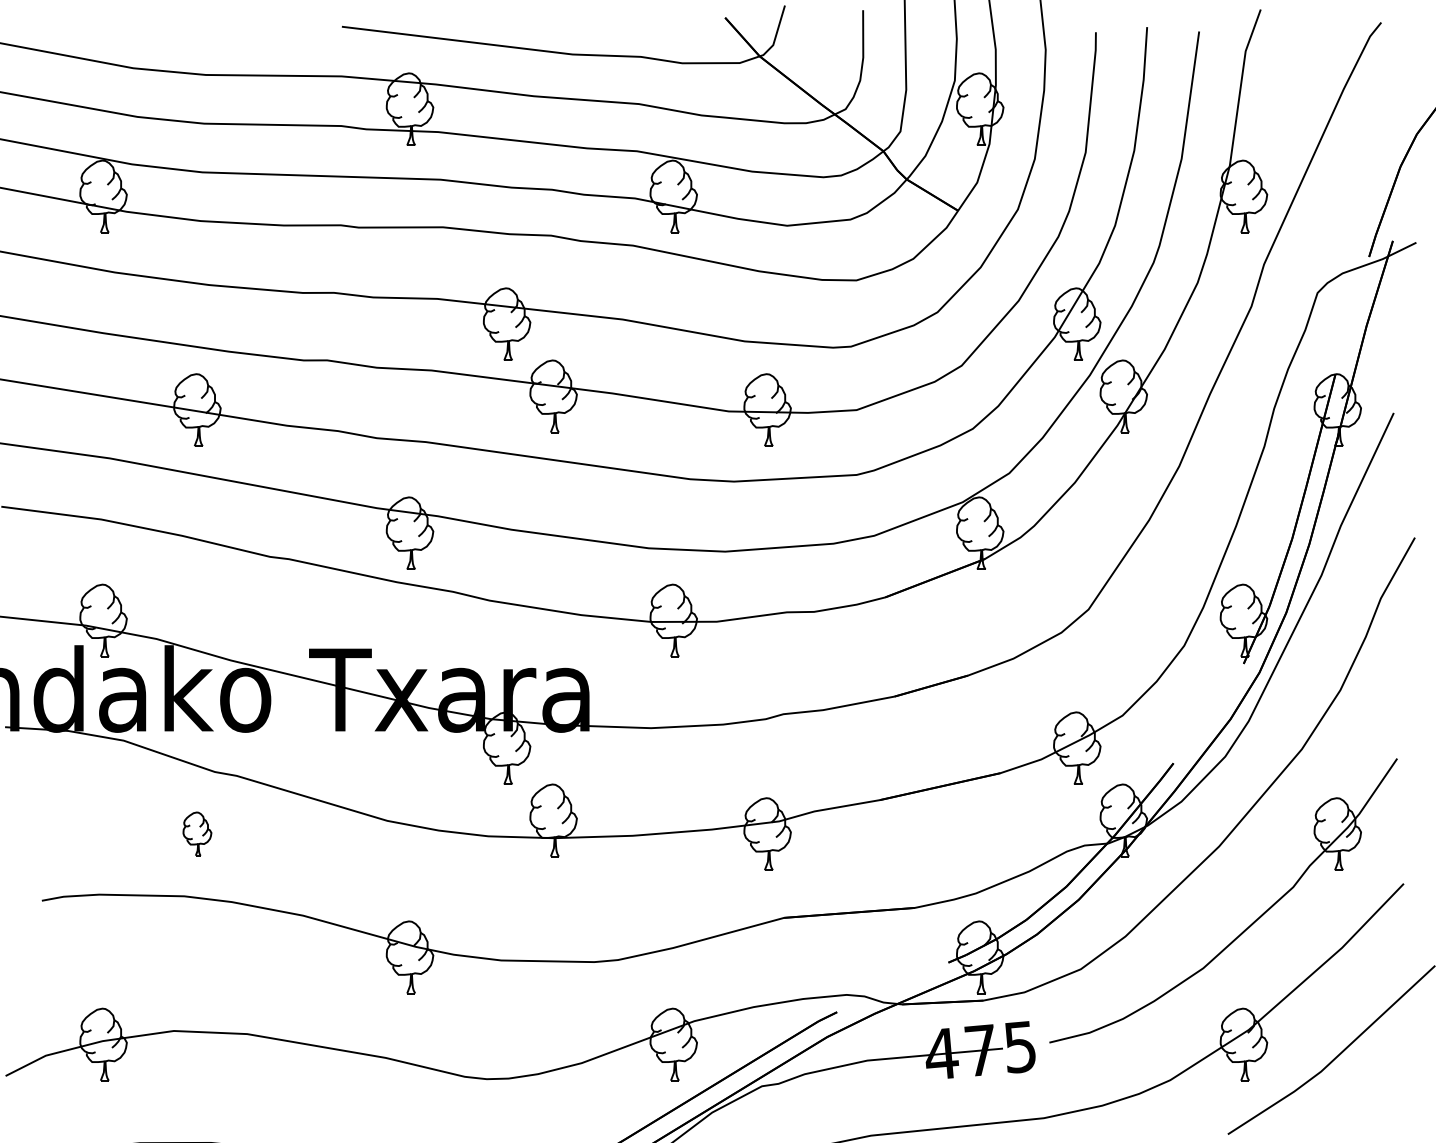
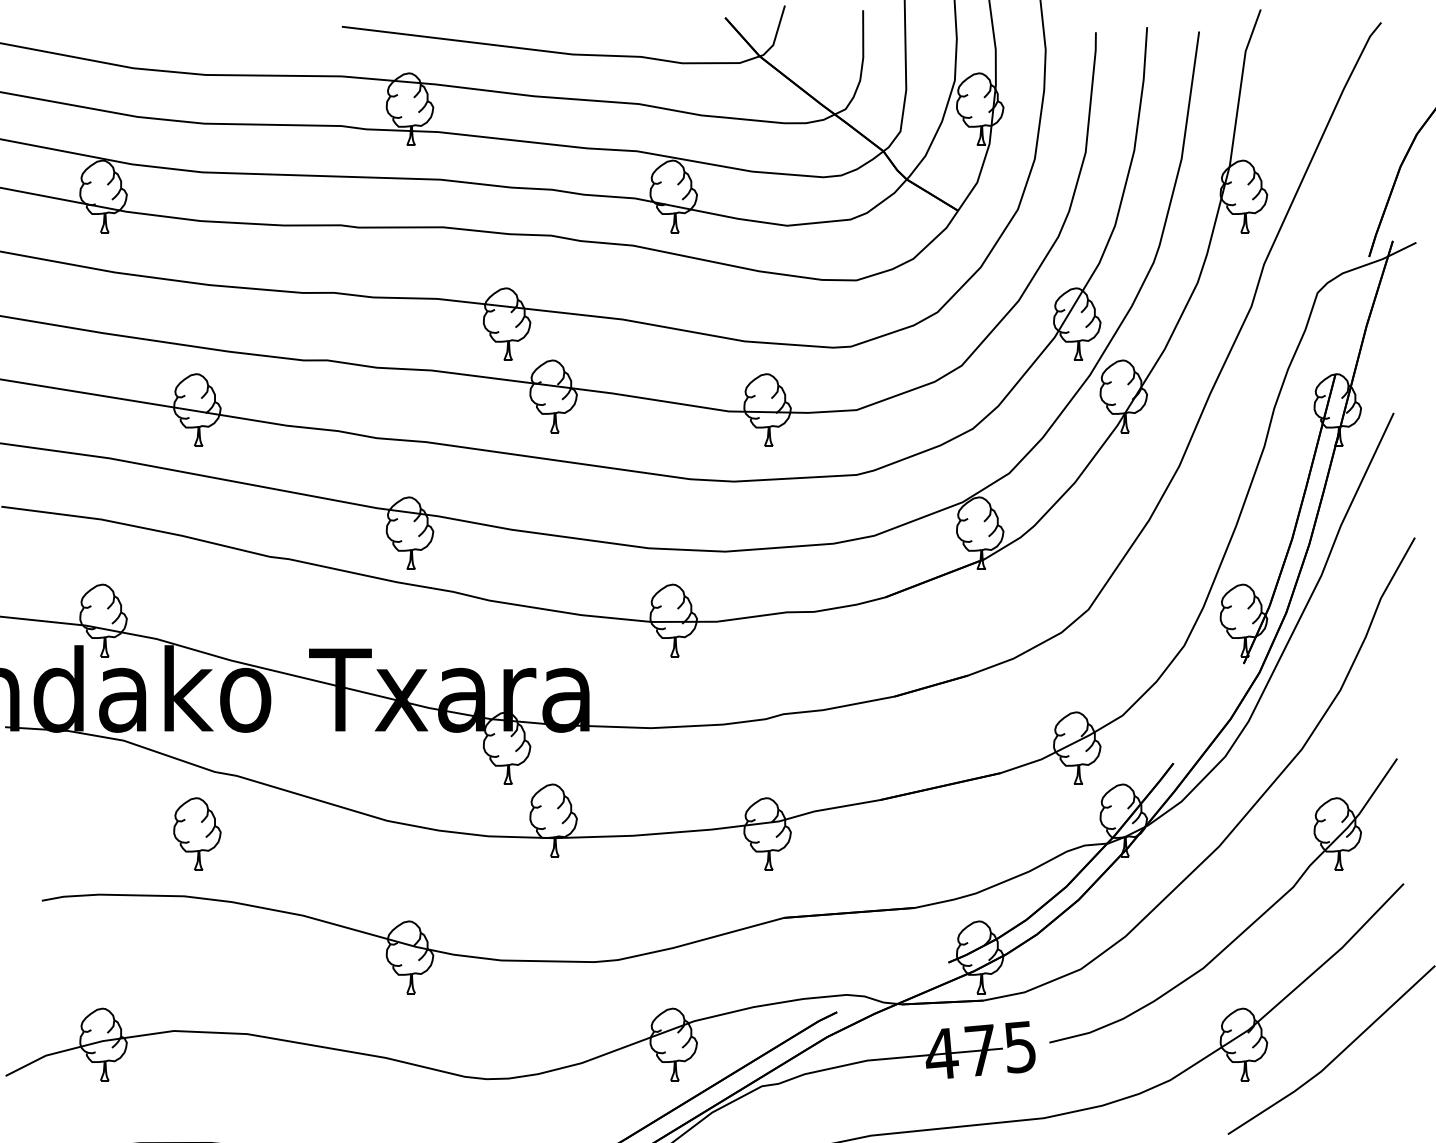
part size: 31x46 px -> 49x74 px (197, 833)
